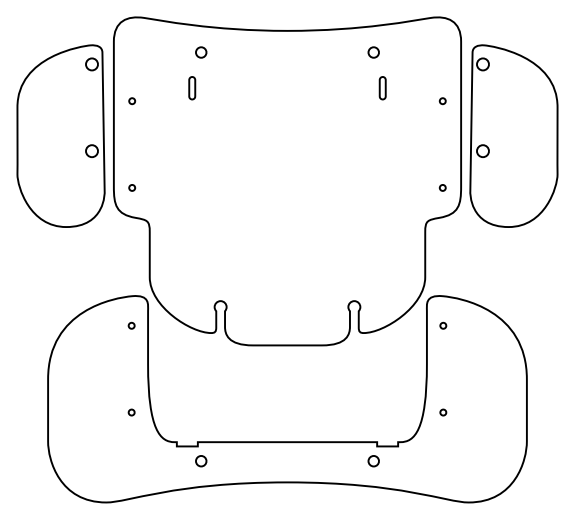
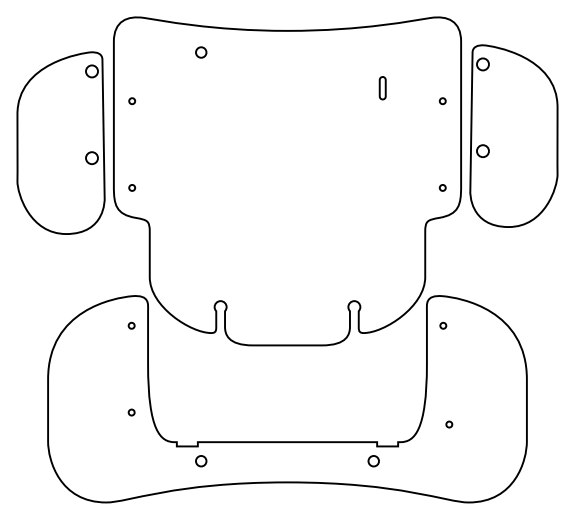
circle: present -> none (373, 52)
part: present -> none (192, 88)
part position: (60, 135) -> (60, 142) (60, 142)
circle position: (443, 412) -> (449, 424) (449, 424)
